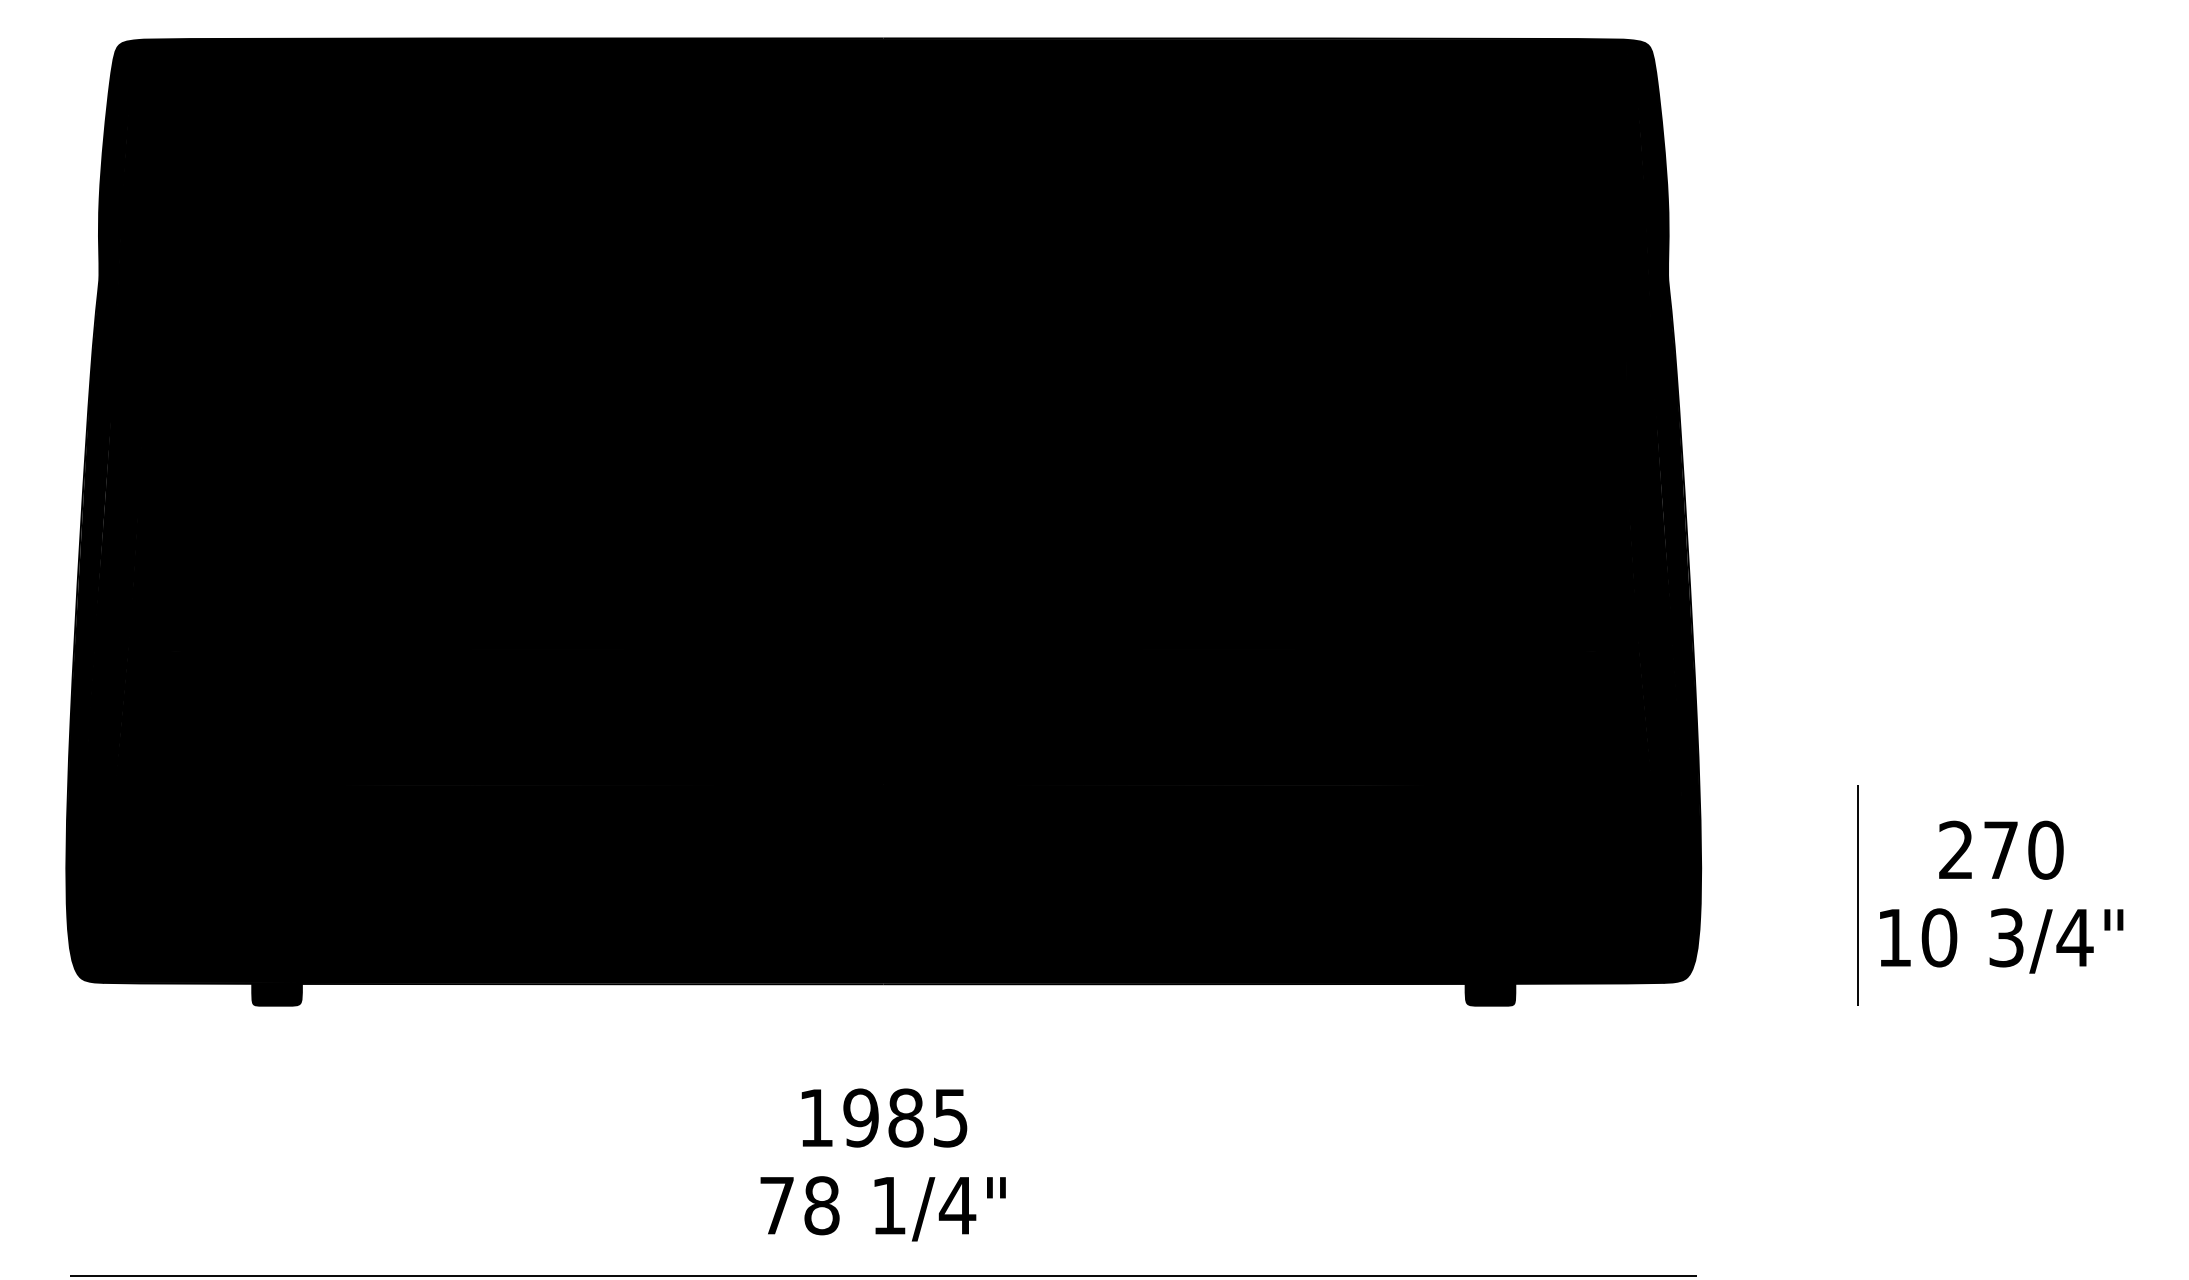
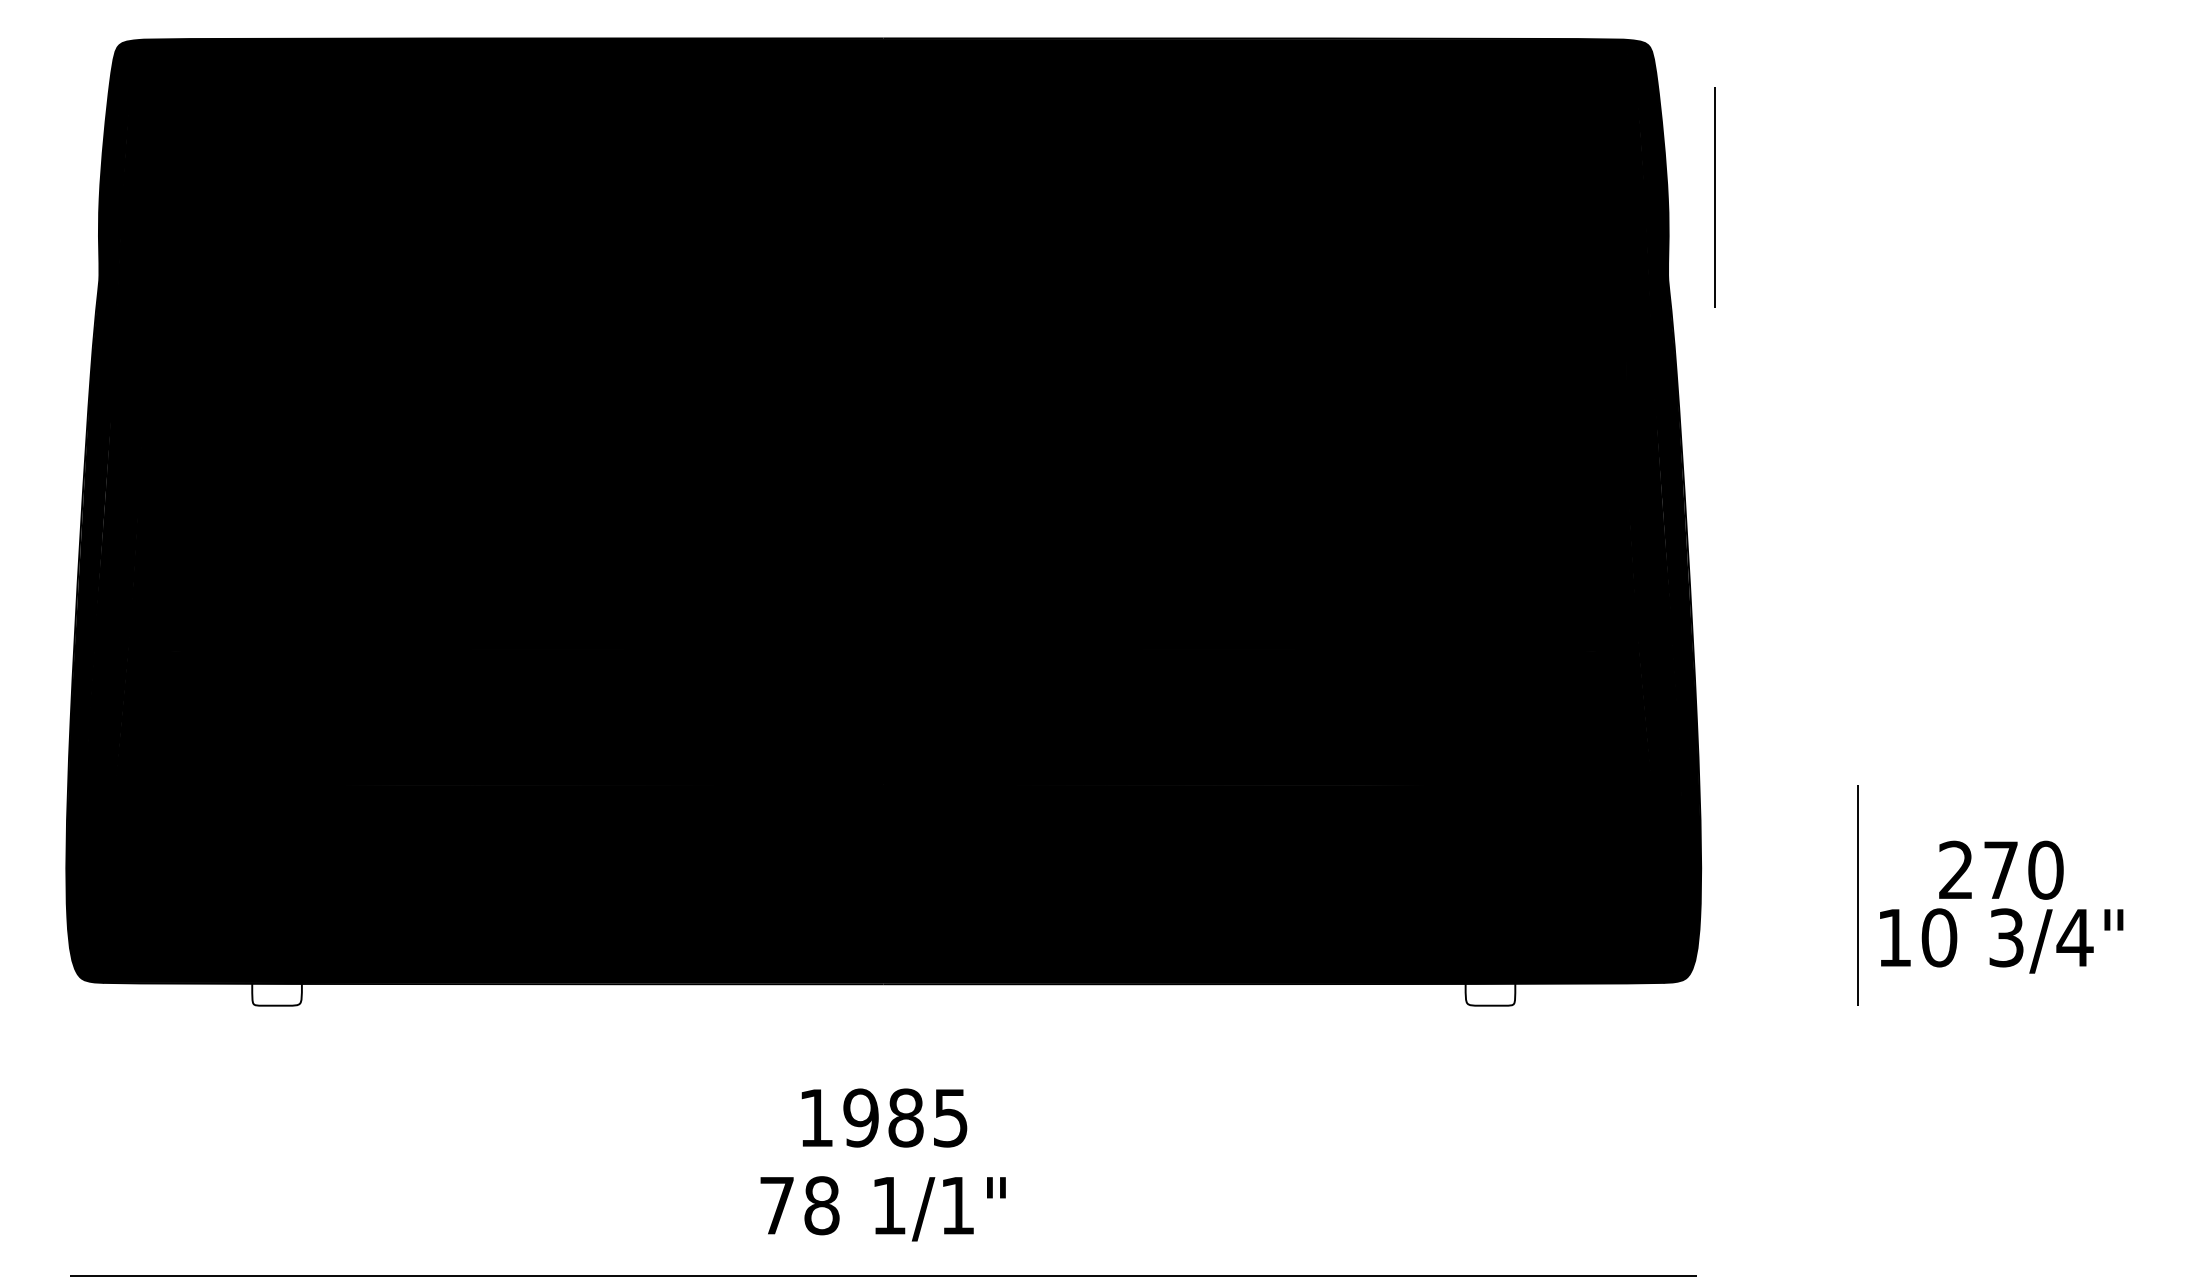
line: none -> present (1714, 197)
text position: (2001, 849) -> (2001, 869) (2001, 869)
fill: present -> none (276, 994)
fill: present -> none (1490, 994)
text: 1/4" -> 1/1" (957, 1205)
